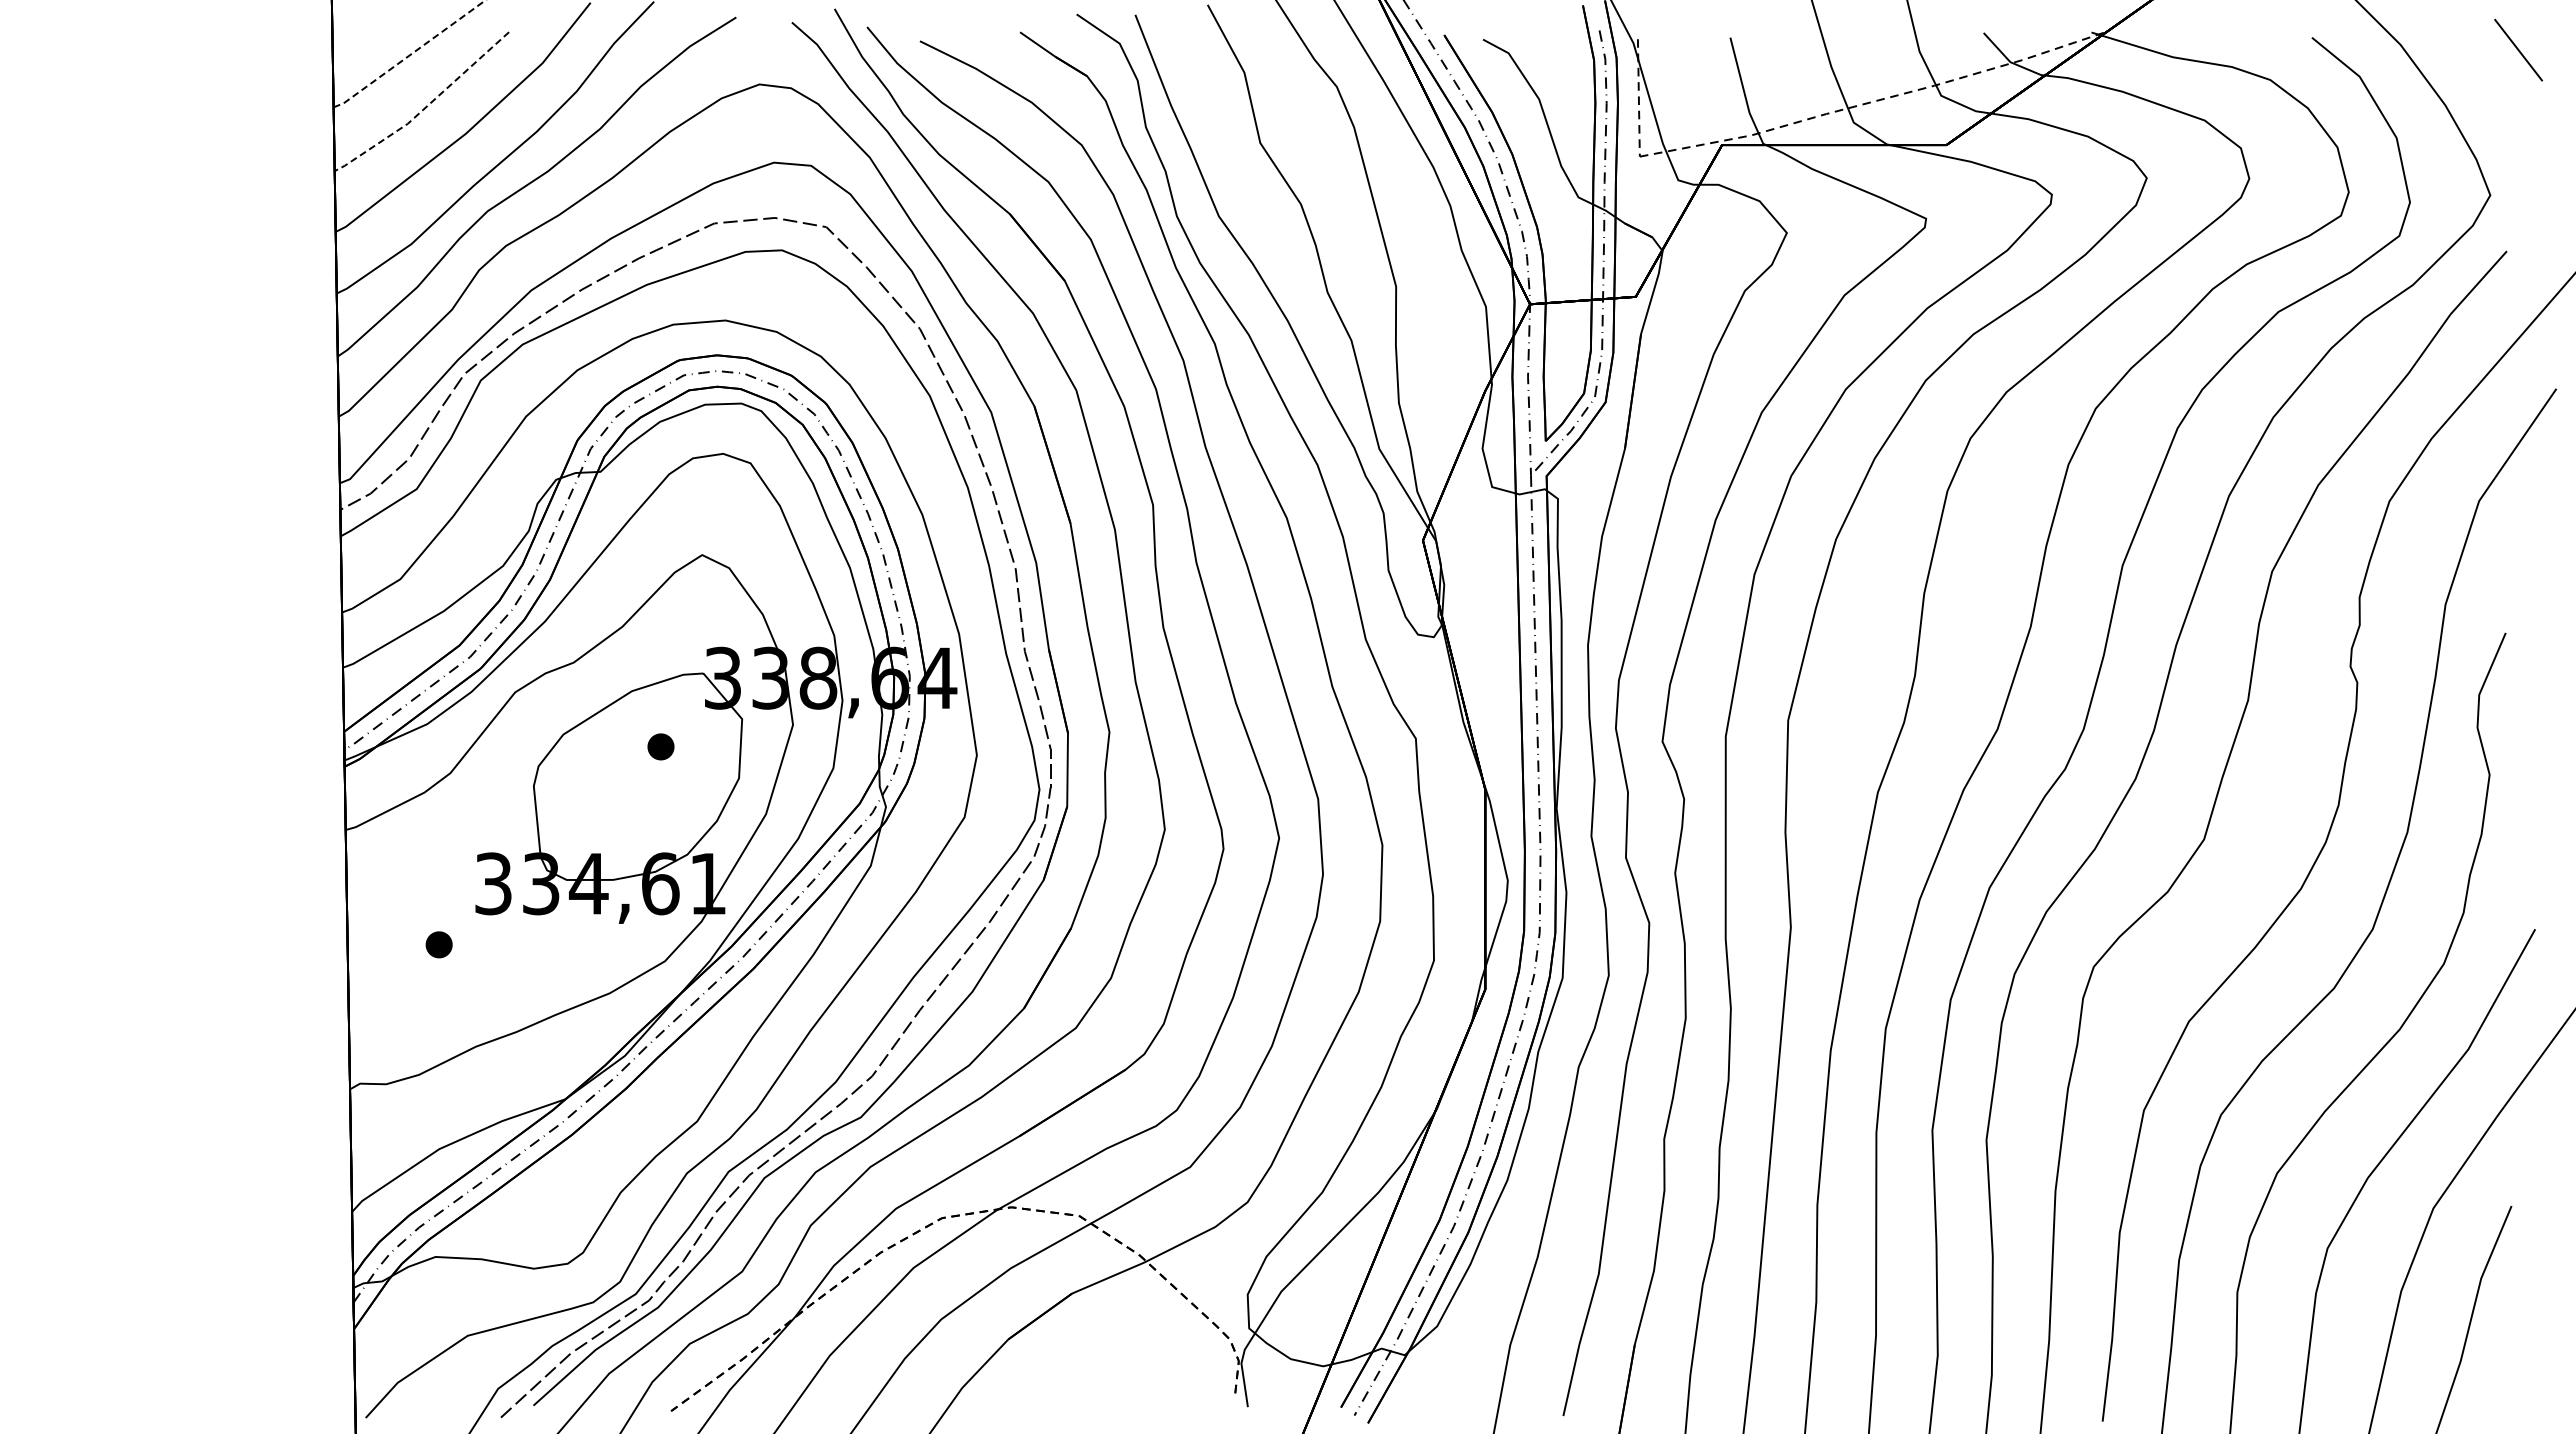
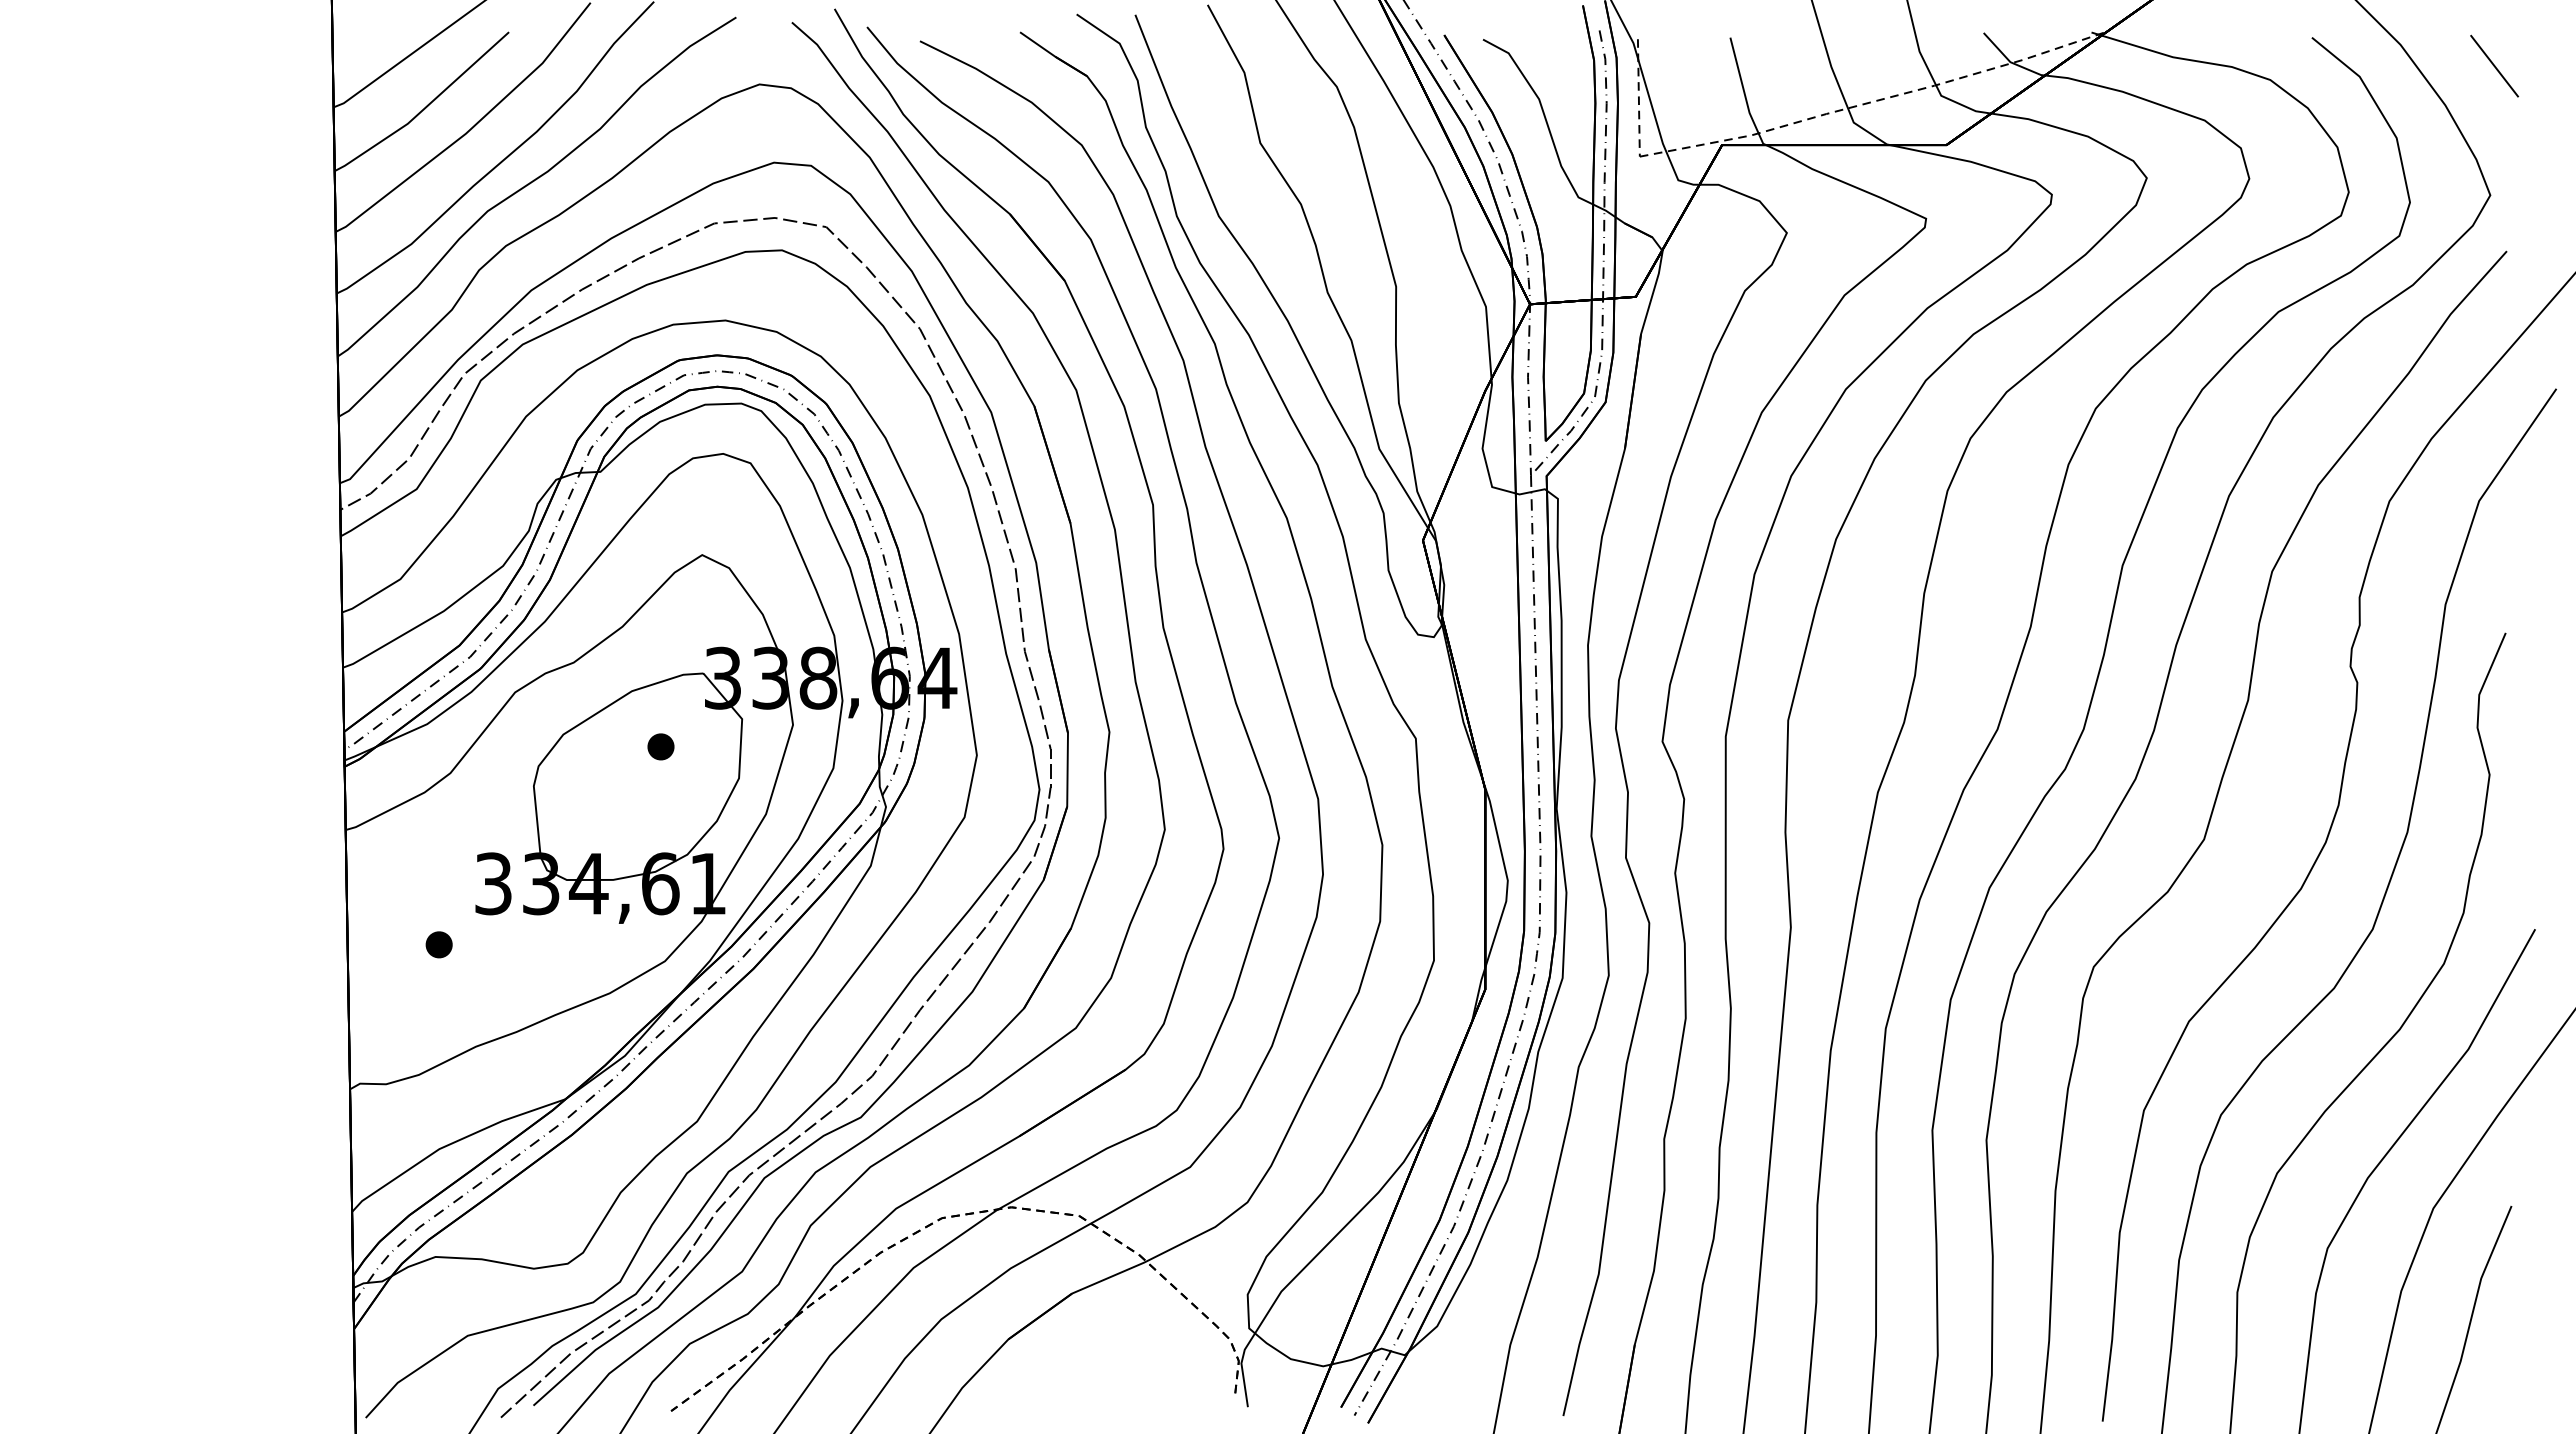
line position: (2518, 49) -> (2494, 65) (2494, 65)
line: dashed -> solid (409, 55)
line: dashed -> solid (424, 108)
